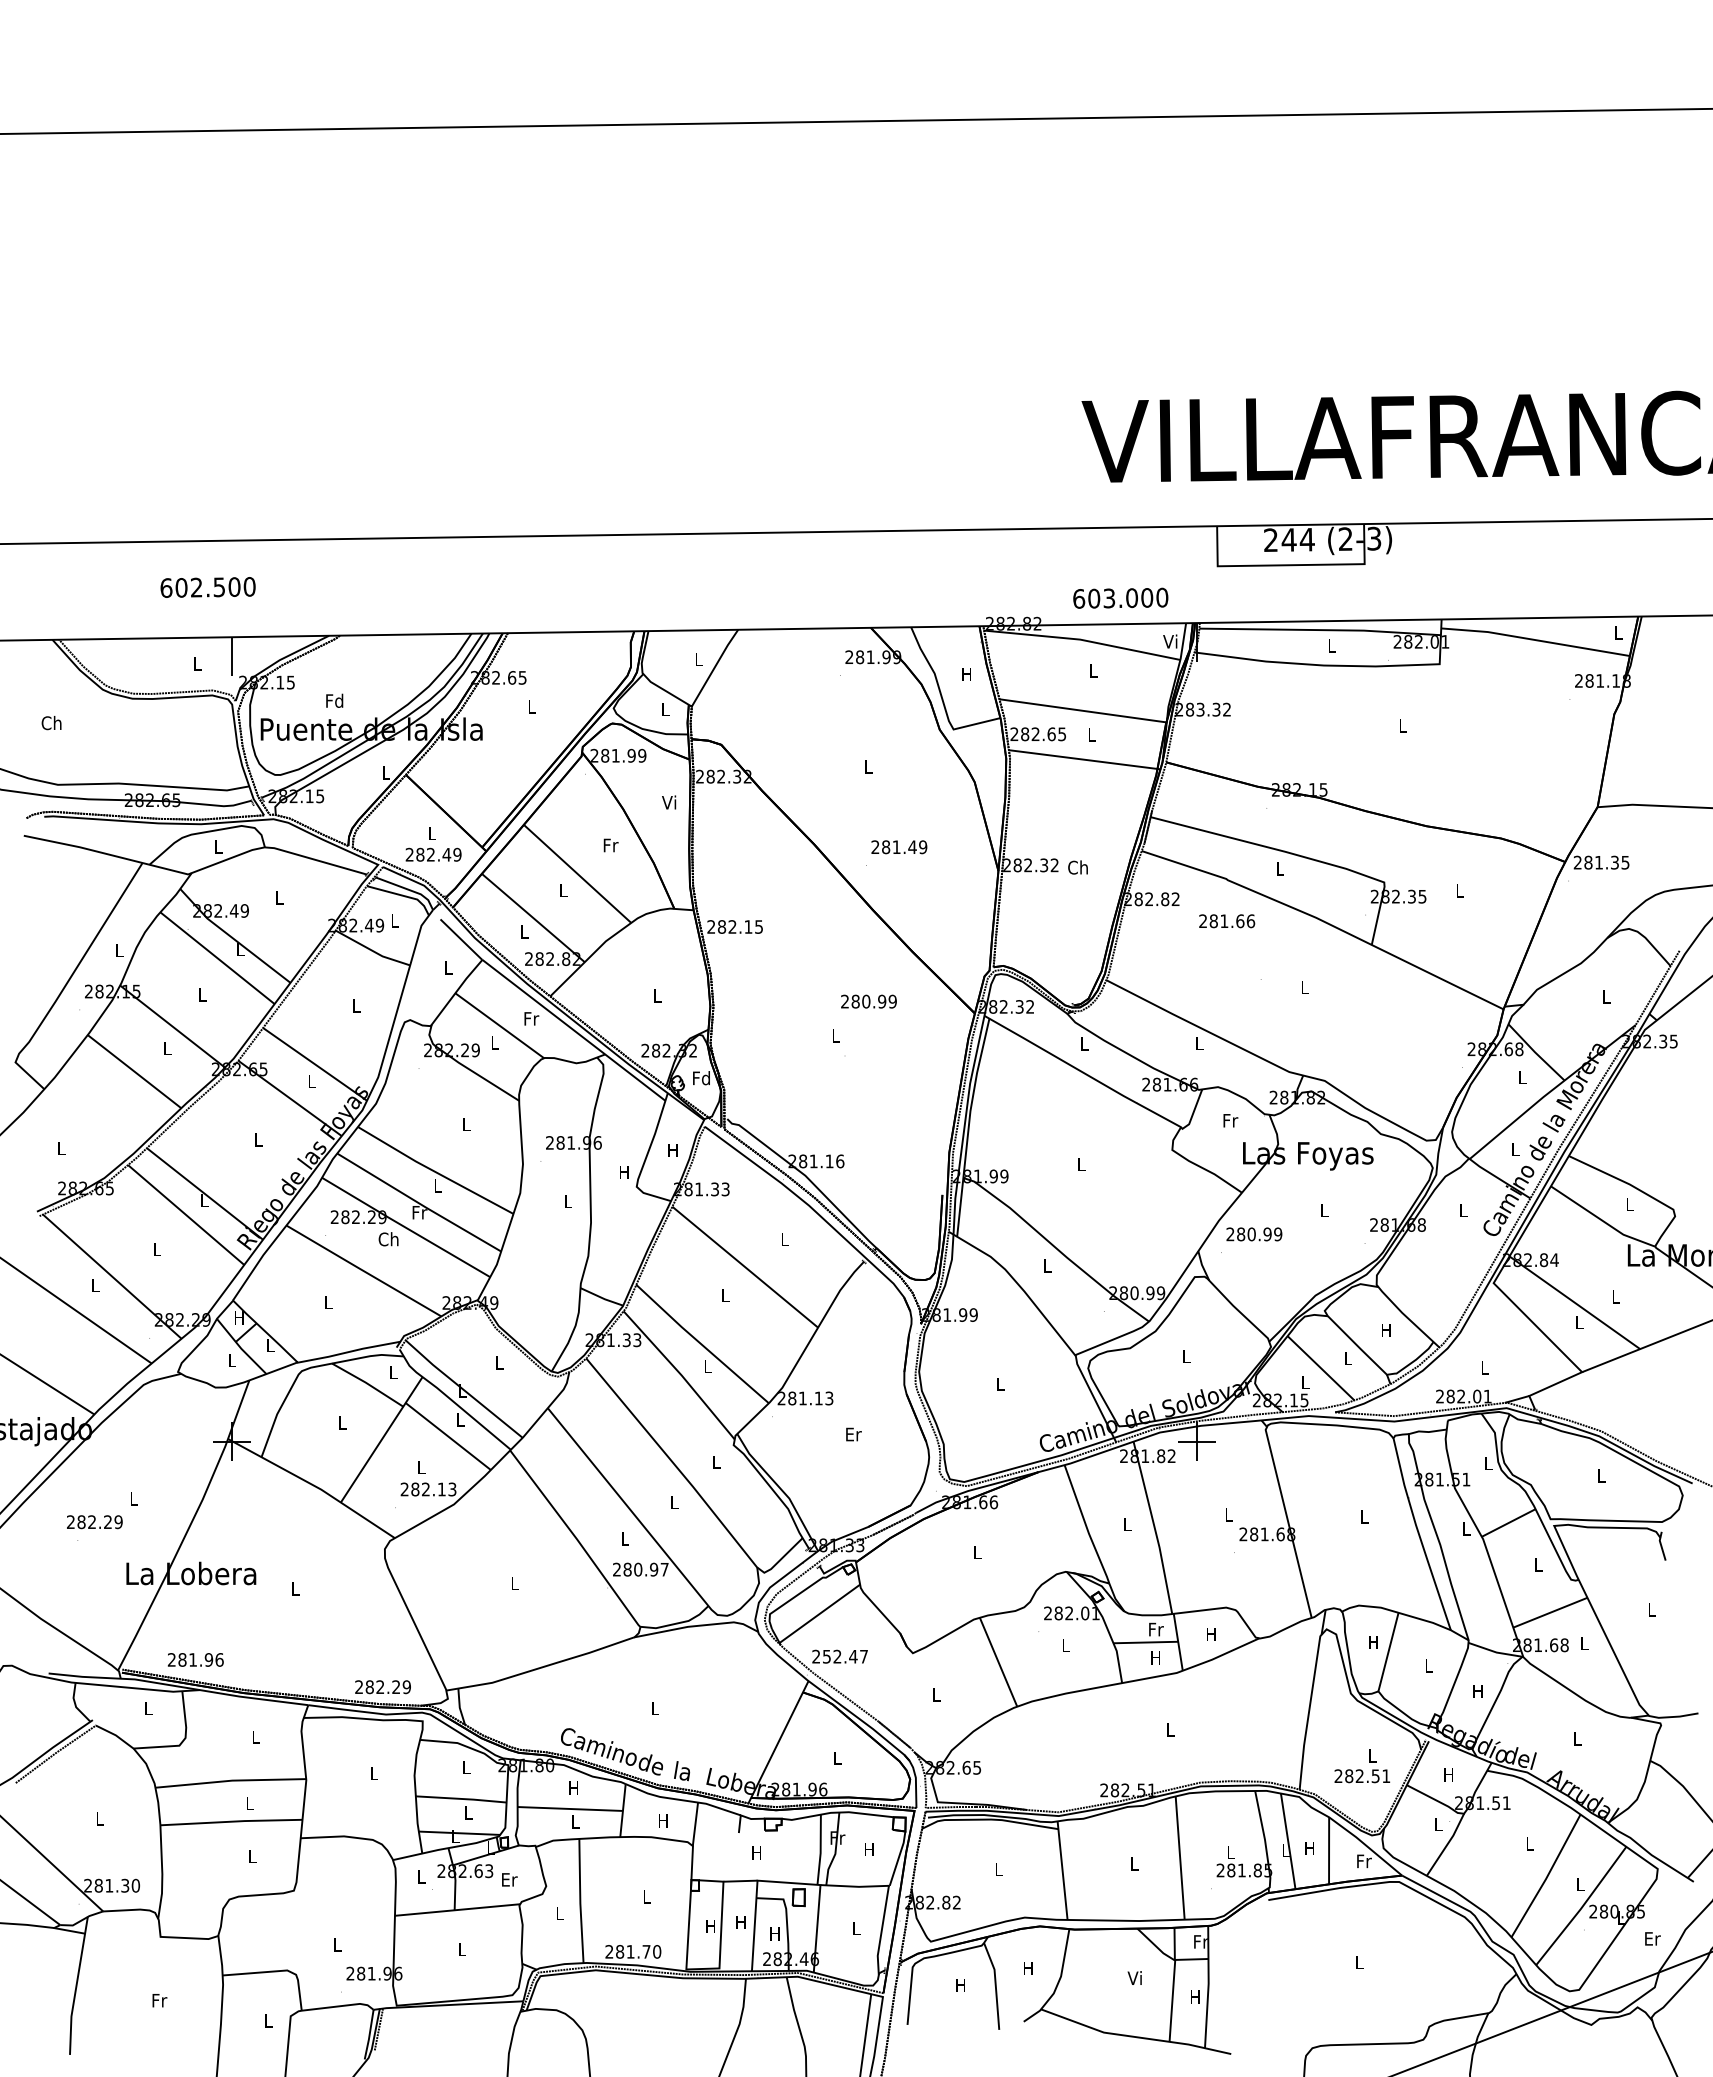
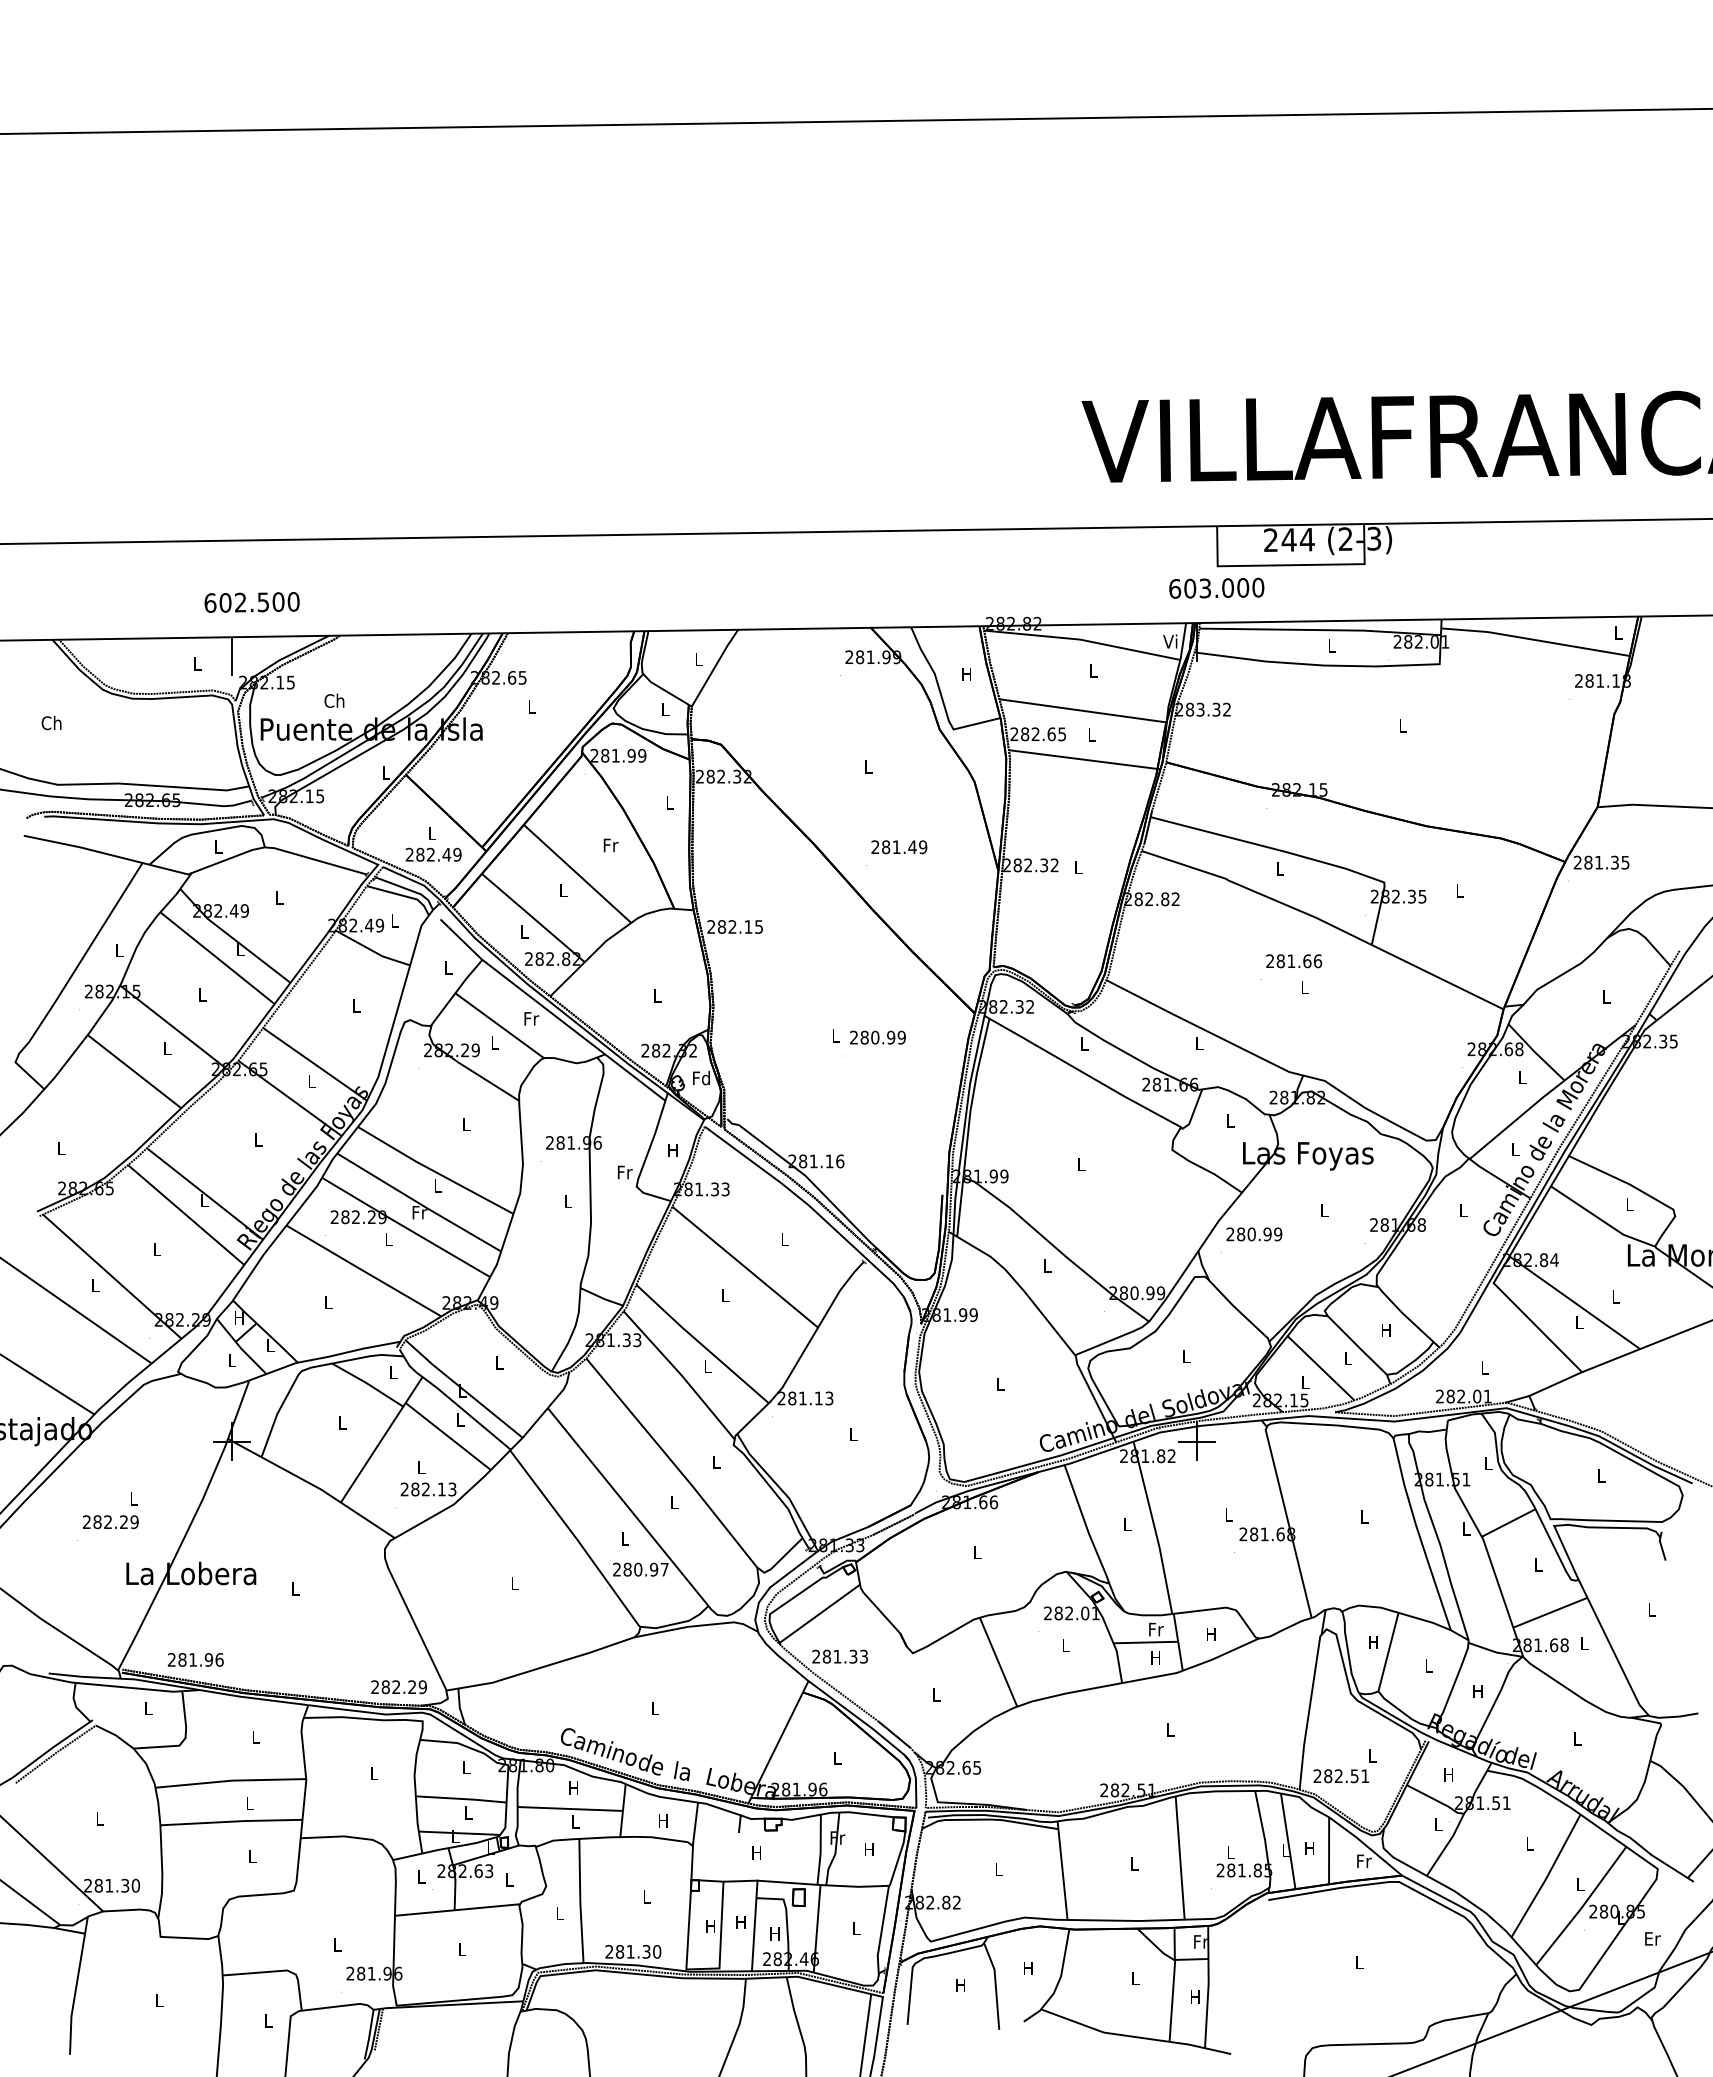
text position: (207, 587) -> (251, 602) (251, 602)
text position: (1120, 597) -> (1216, 587) (1216, 587)
text: Fd -> Ch (334, 700)
text: Vi -> L (669, 802)
text: Ch -> L (1077, 867)
text position: (1227, 921) -> (1294, 961) (1294, 961)
text position: (868, 1001) -> (877, 1037) (877, 1037)
text: Fr -> L (1230, 1120)
text: H -> Fr (624, 1172)
text: Ch -> L (388, 1239)
text: Er -> L (853, 1434)
text position: (94, 1522) -> (110, 1522) (110, 1522)
text: 252.47 -> 281.33 (844, 1656)
text position: (382, 1687) -> (398, 1687) (398, 1687)
text position: (1362, 1776) -> (1341, 1776) (1341, 1776)
text: Er -> L (509, 1879)
text: 281.70 -> 281.30 (646, 1951)
text: Vi -> L (1134, 1977)
text: Fr -> L (159, 2000)
